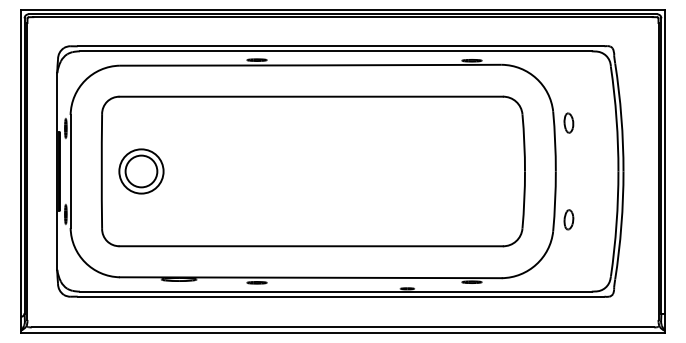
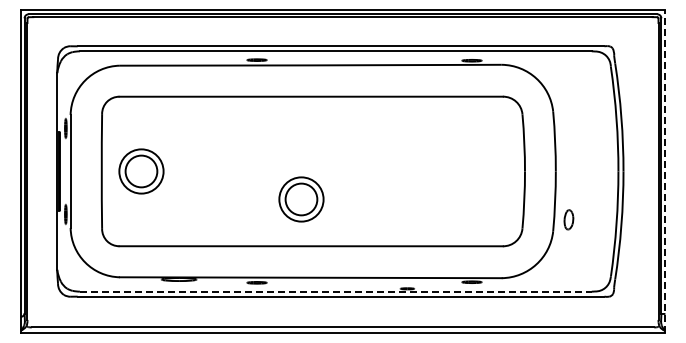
part: present -> none (568, 122)
line: solid -> dashed (665, 171)
part: none -> present (301, 199)
line: solid -> dashed (335, 291)
